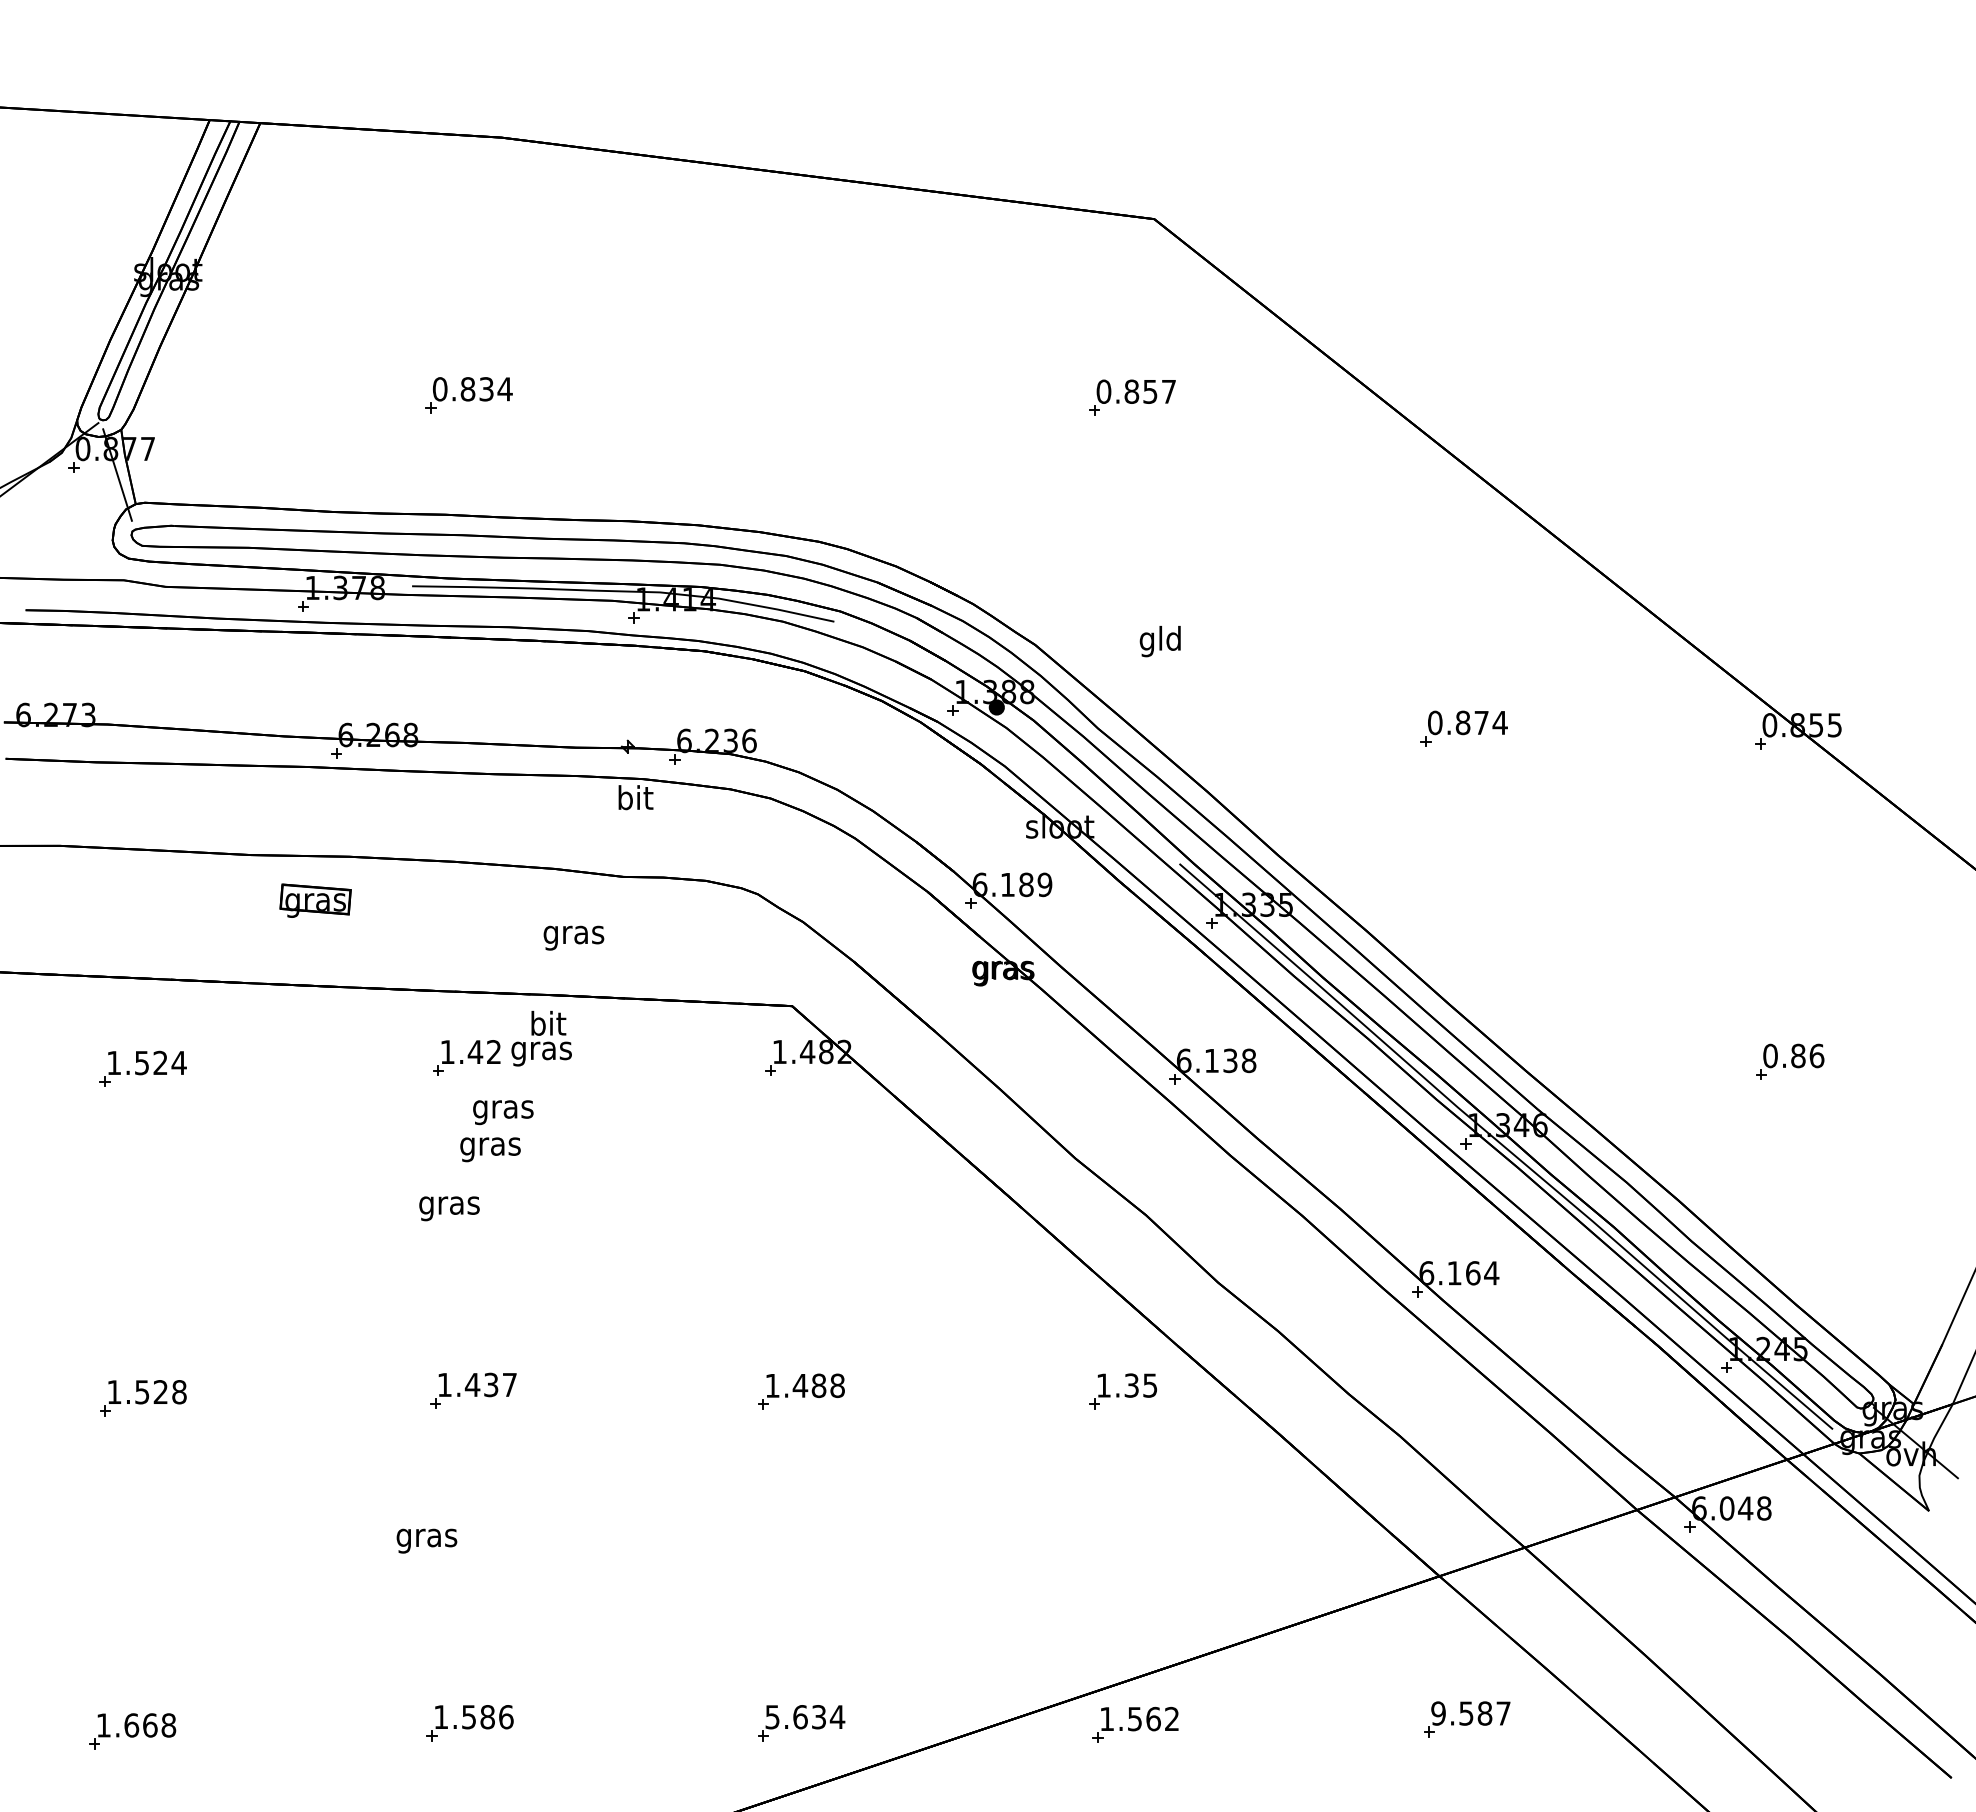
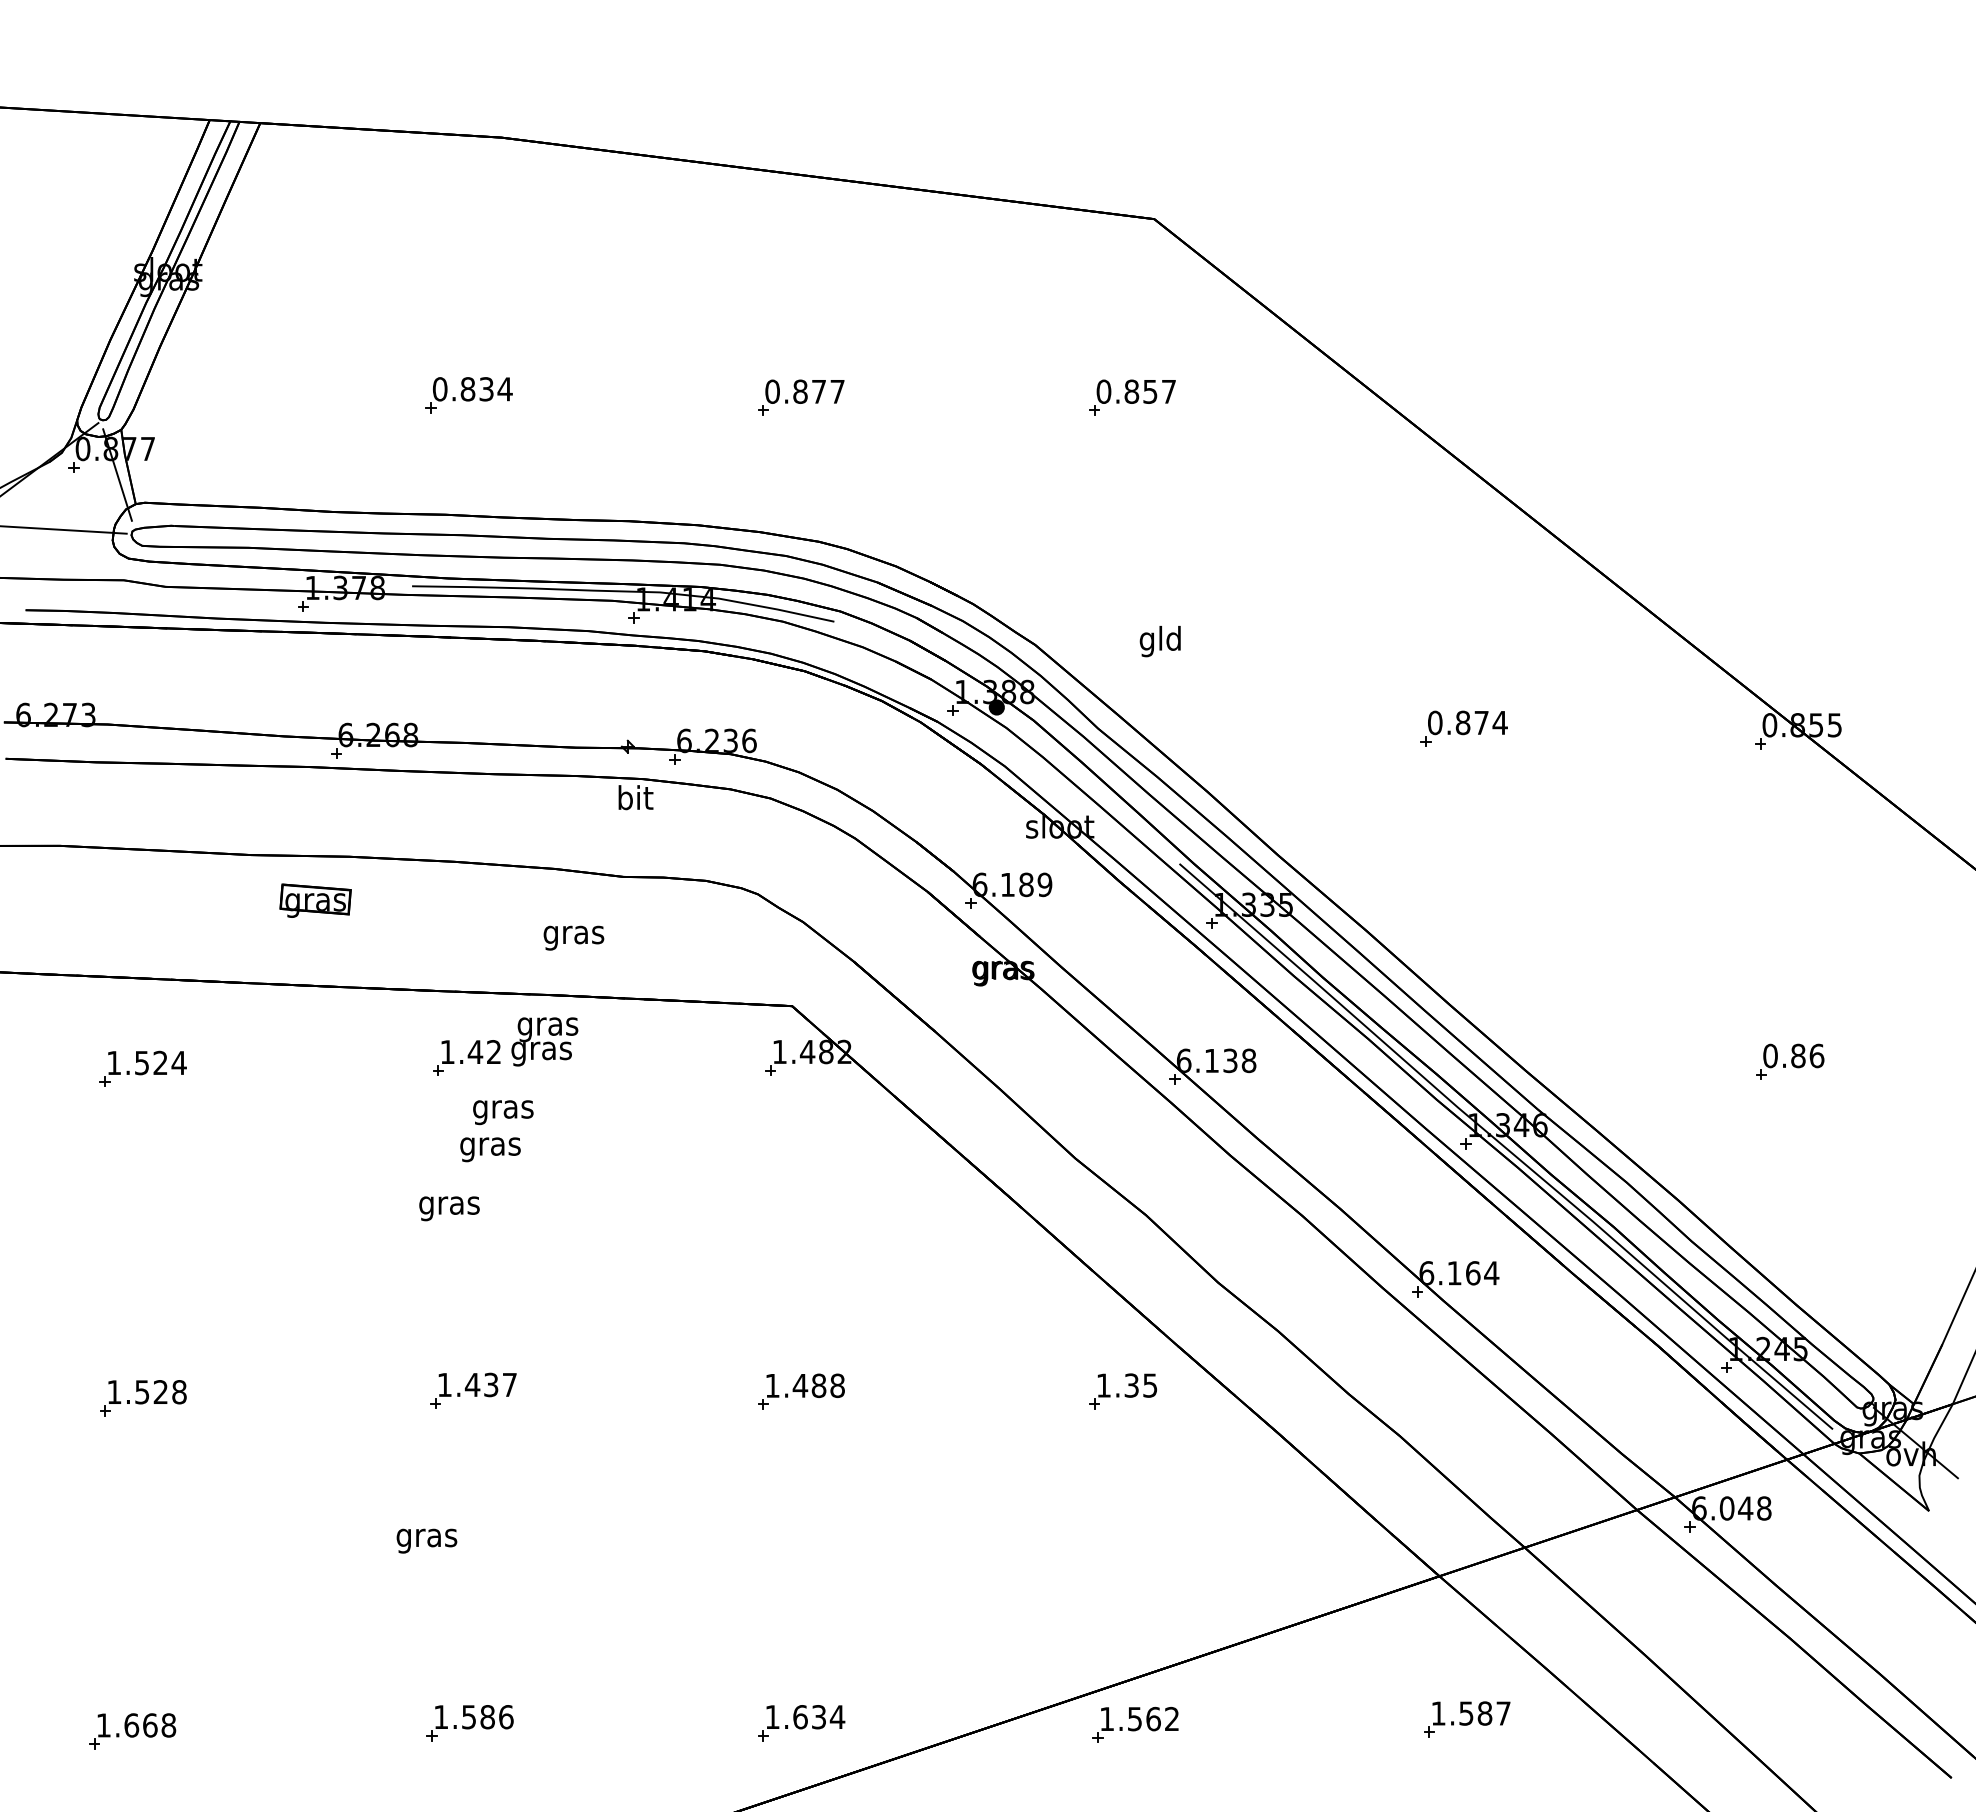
part: none -> present (801, 397)
line: none -> present (64, 529)
text: bit -> gras (547, 1026)
text: 9.587 -> 1.587 (1438, 1713)
text: 5.634 -> 1.634 (772, 1717)
